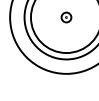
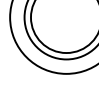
part: present -> none (66, 17)
